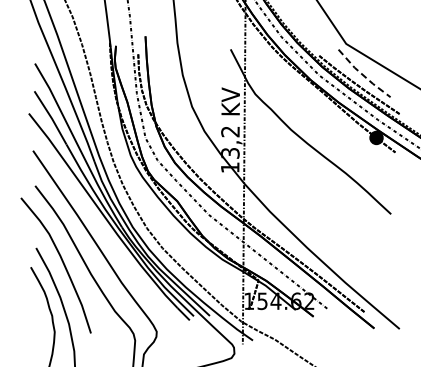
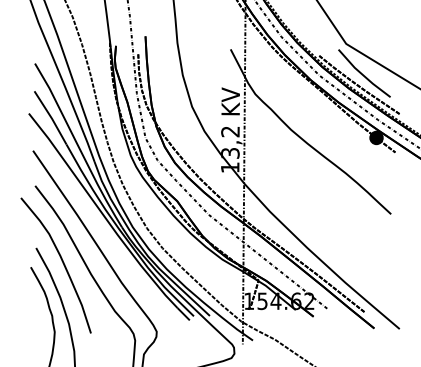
line: dashed -> solid (363, 75)
